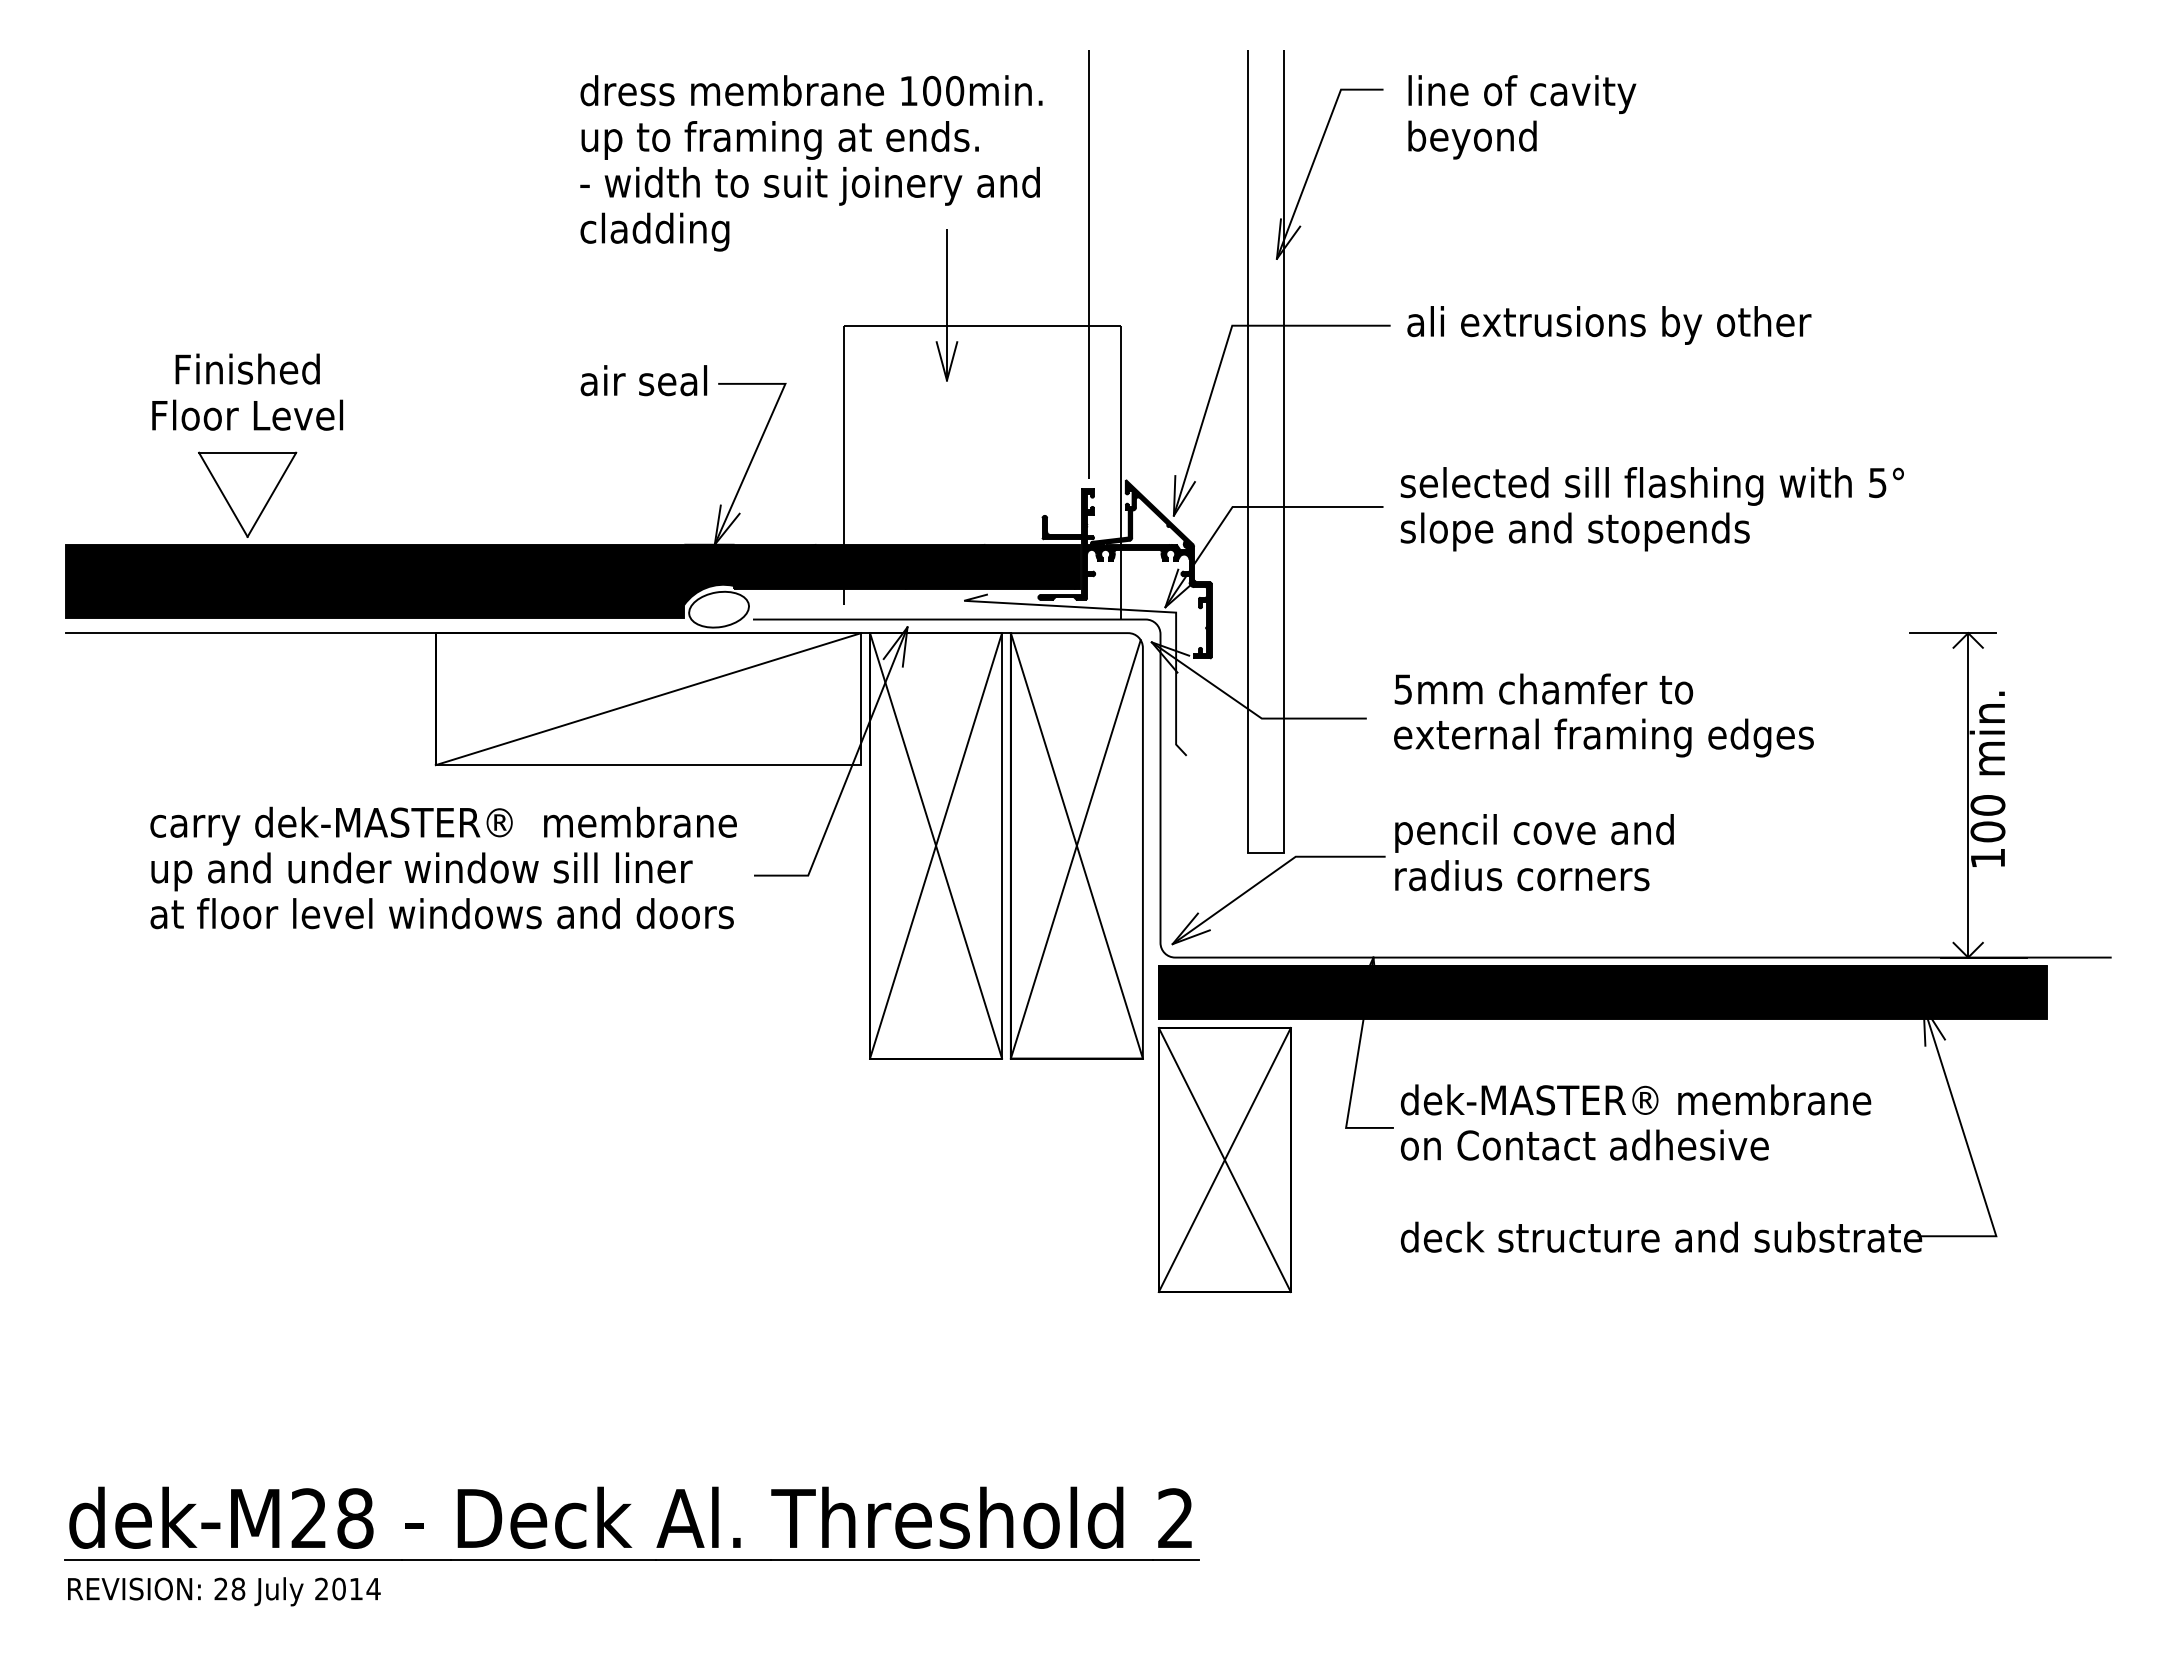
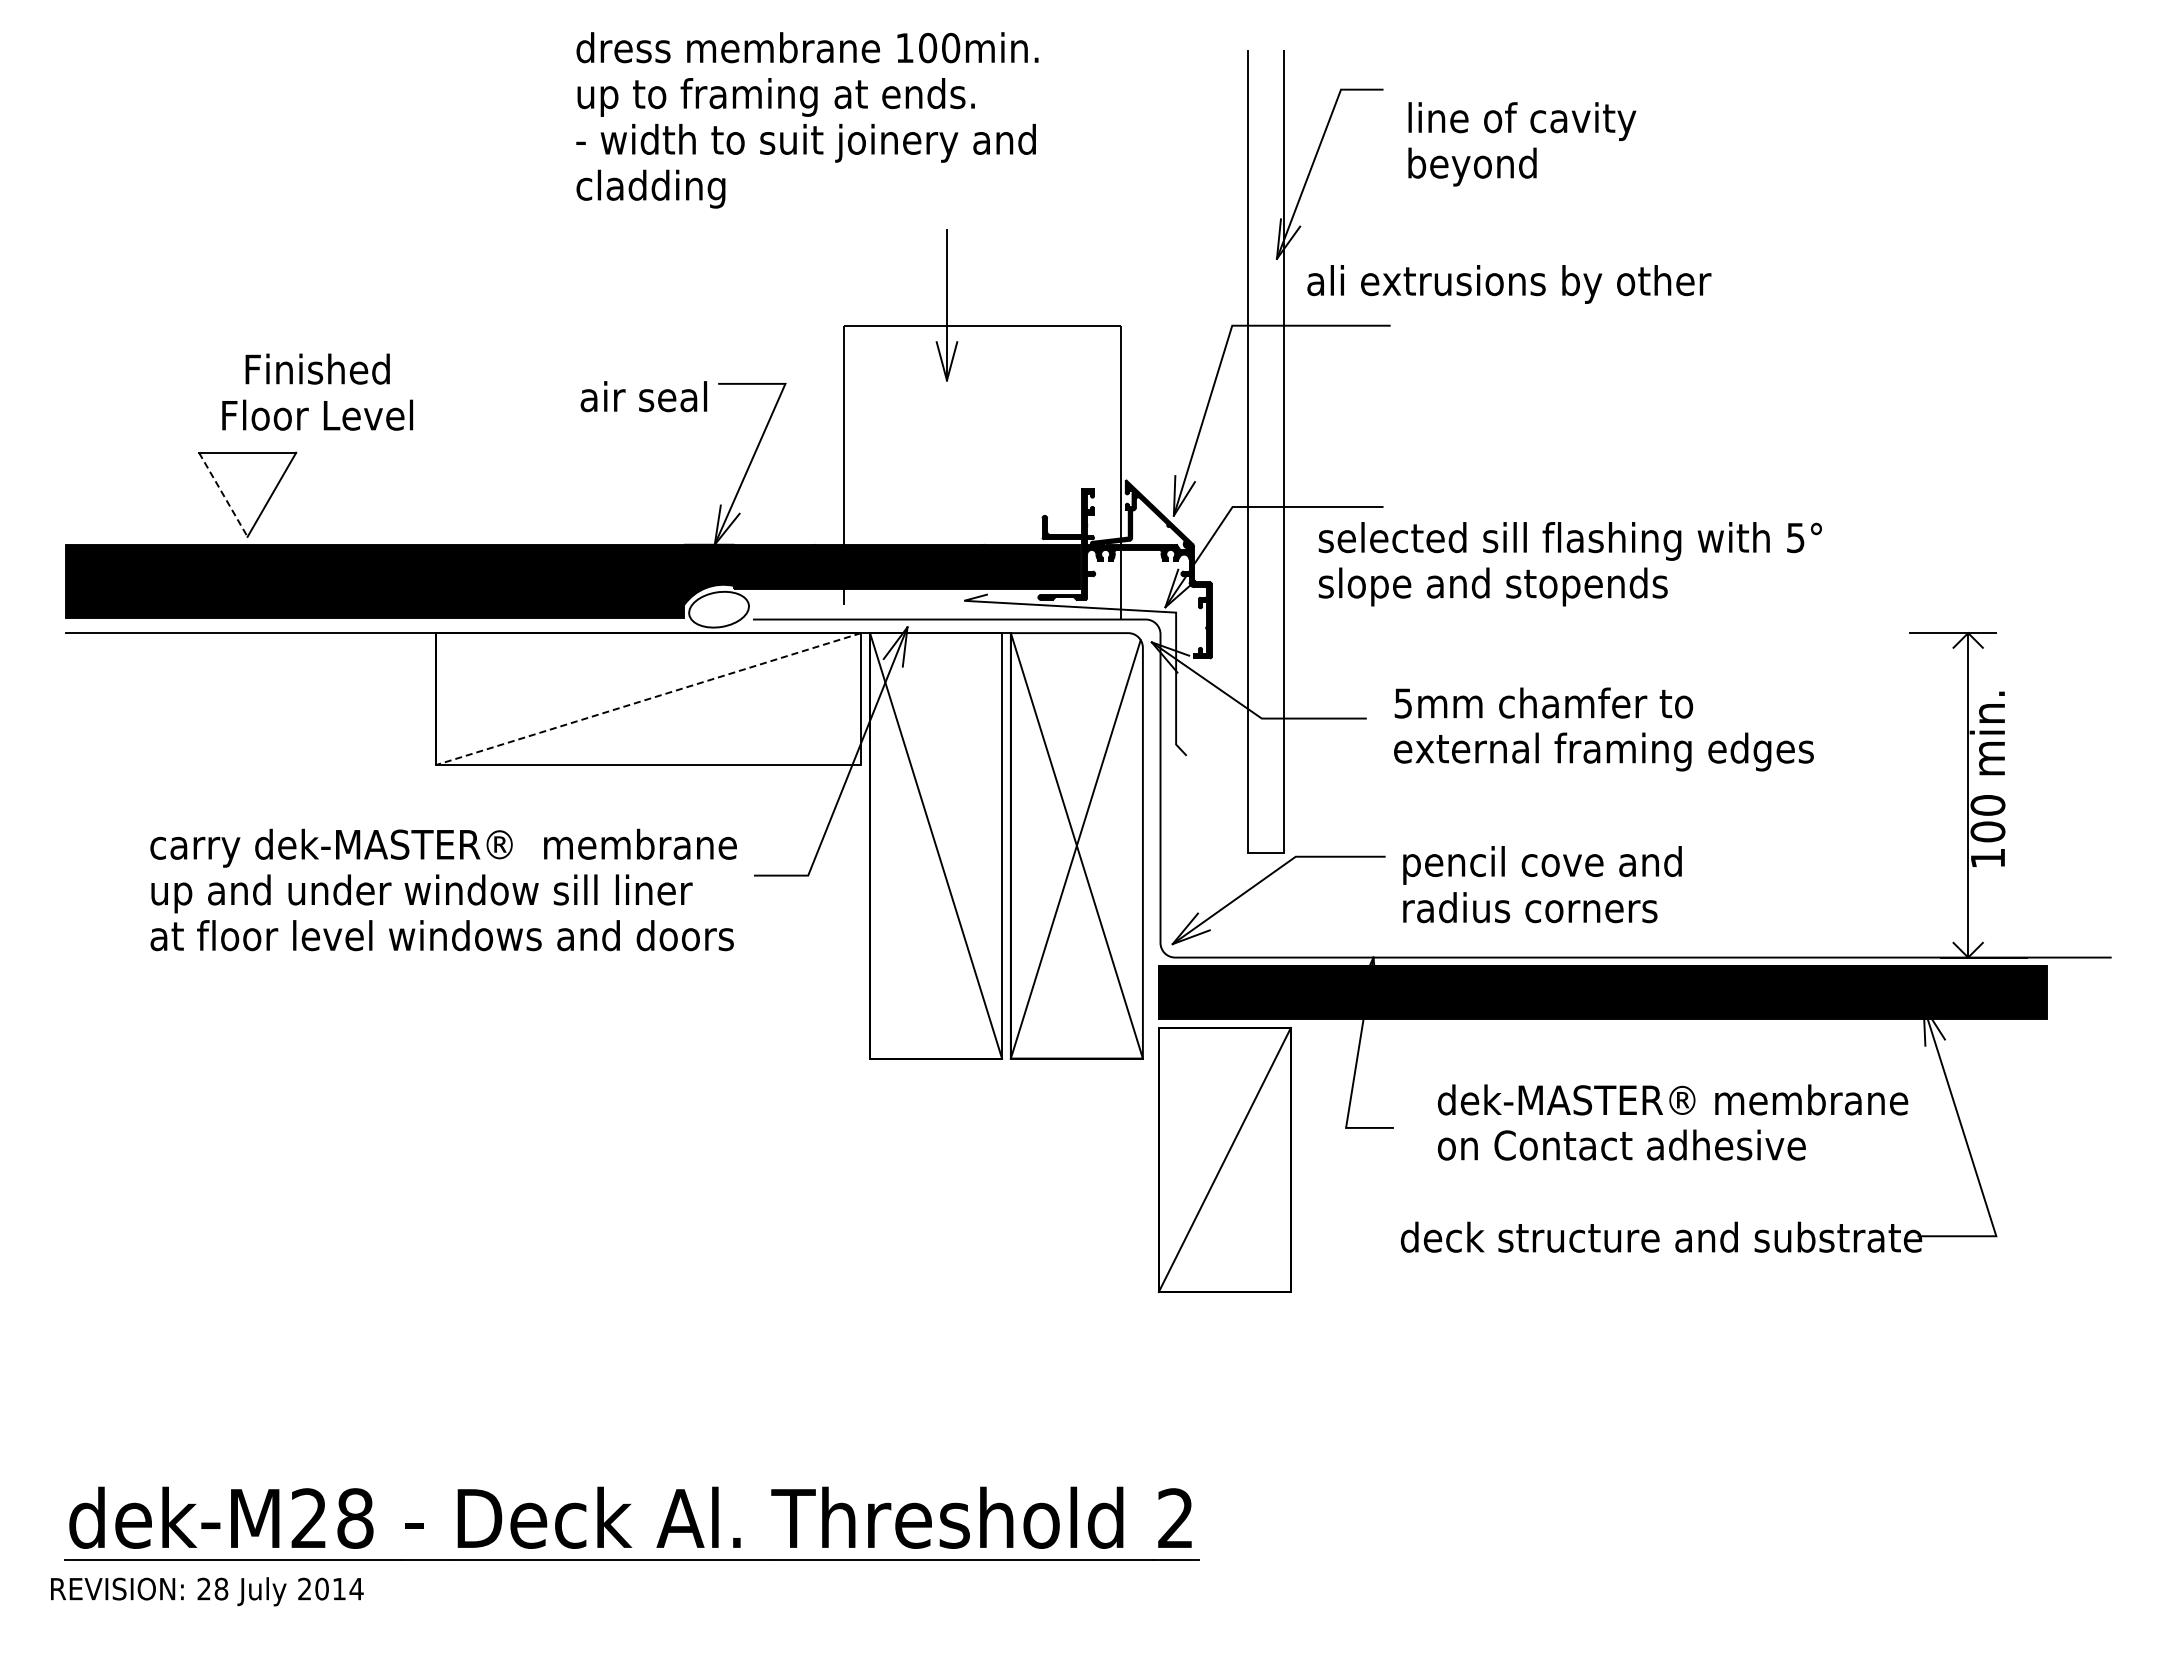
text position: (1522, 117) -> (1522, 144) (1522, 144)
text position: (811, 163) -> (807, 120) (807, 120)
line: present -> none (1089, 263)
text position: (1609, 325) -> (1509, 284) (1509, 284)
text position: (643, 380) -> (643, 396) (643, 396)
text position: (247, 391) -> (317, 391) (317, 391)
line: solid -> dashed (223, 494)
text position: (1651, 509) -> (1569, 564) (1569, 564)
line: solid -> dashed (648, 699)
text position: (1603, 715) -> (1603, 729) (1603, 729)
line: present -> none (936, 845)
text position: (1534, 852) -> (1542, 884) (1542, 884)
text position: (443, 867) -> (443, 889) (443, 889)
text position: (1635, 1122) -> (1672, 1122) (1672, 1122)
line: present -> none (1224, 1159)
text position: (224, 1591) -> (207, 1591) (207, 1591)
